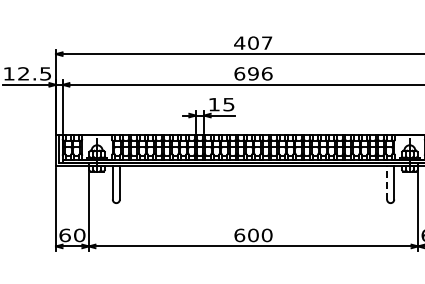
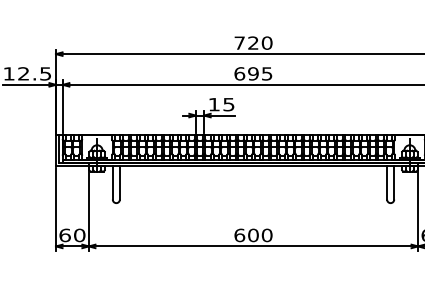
text: 407 -> 720 (253, 42)
text: 696 -> 695 (267, 73)
line: dashed -> solid (387, 182)
